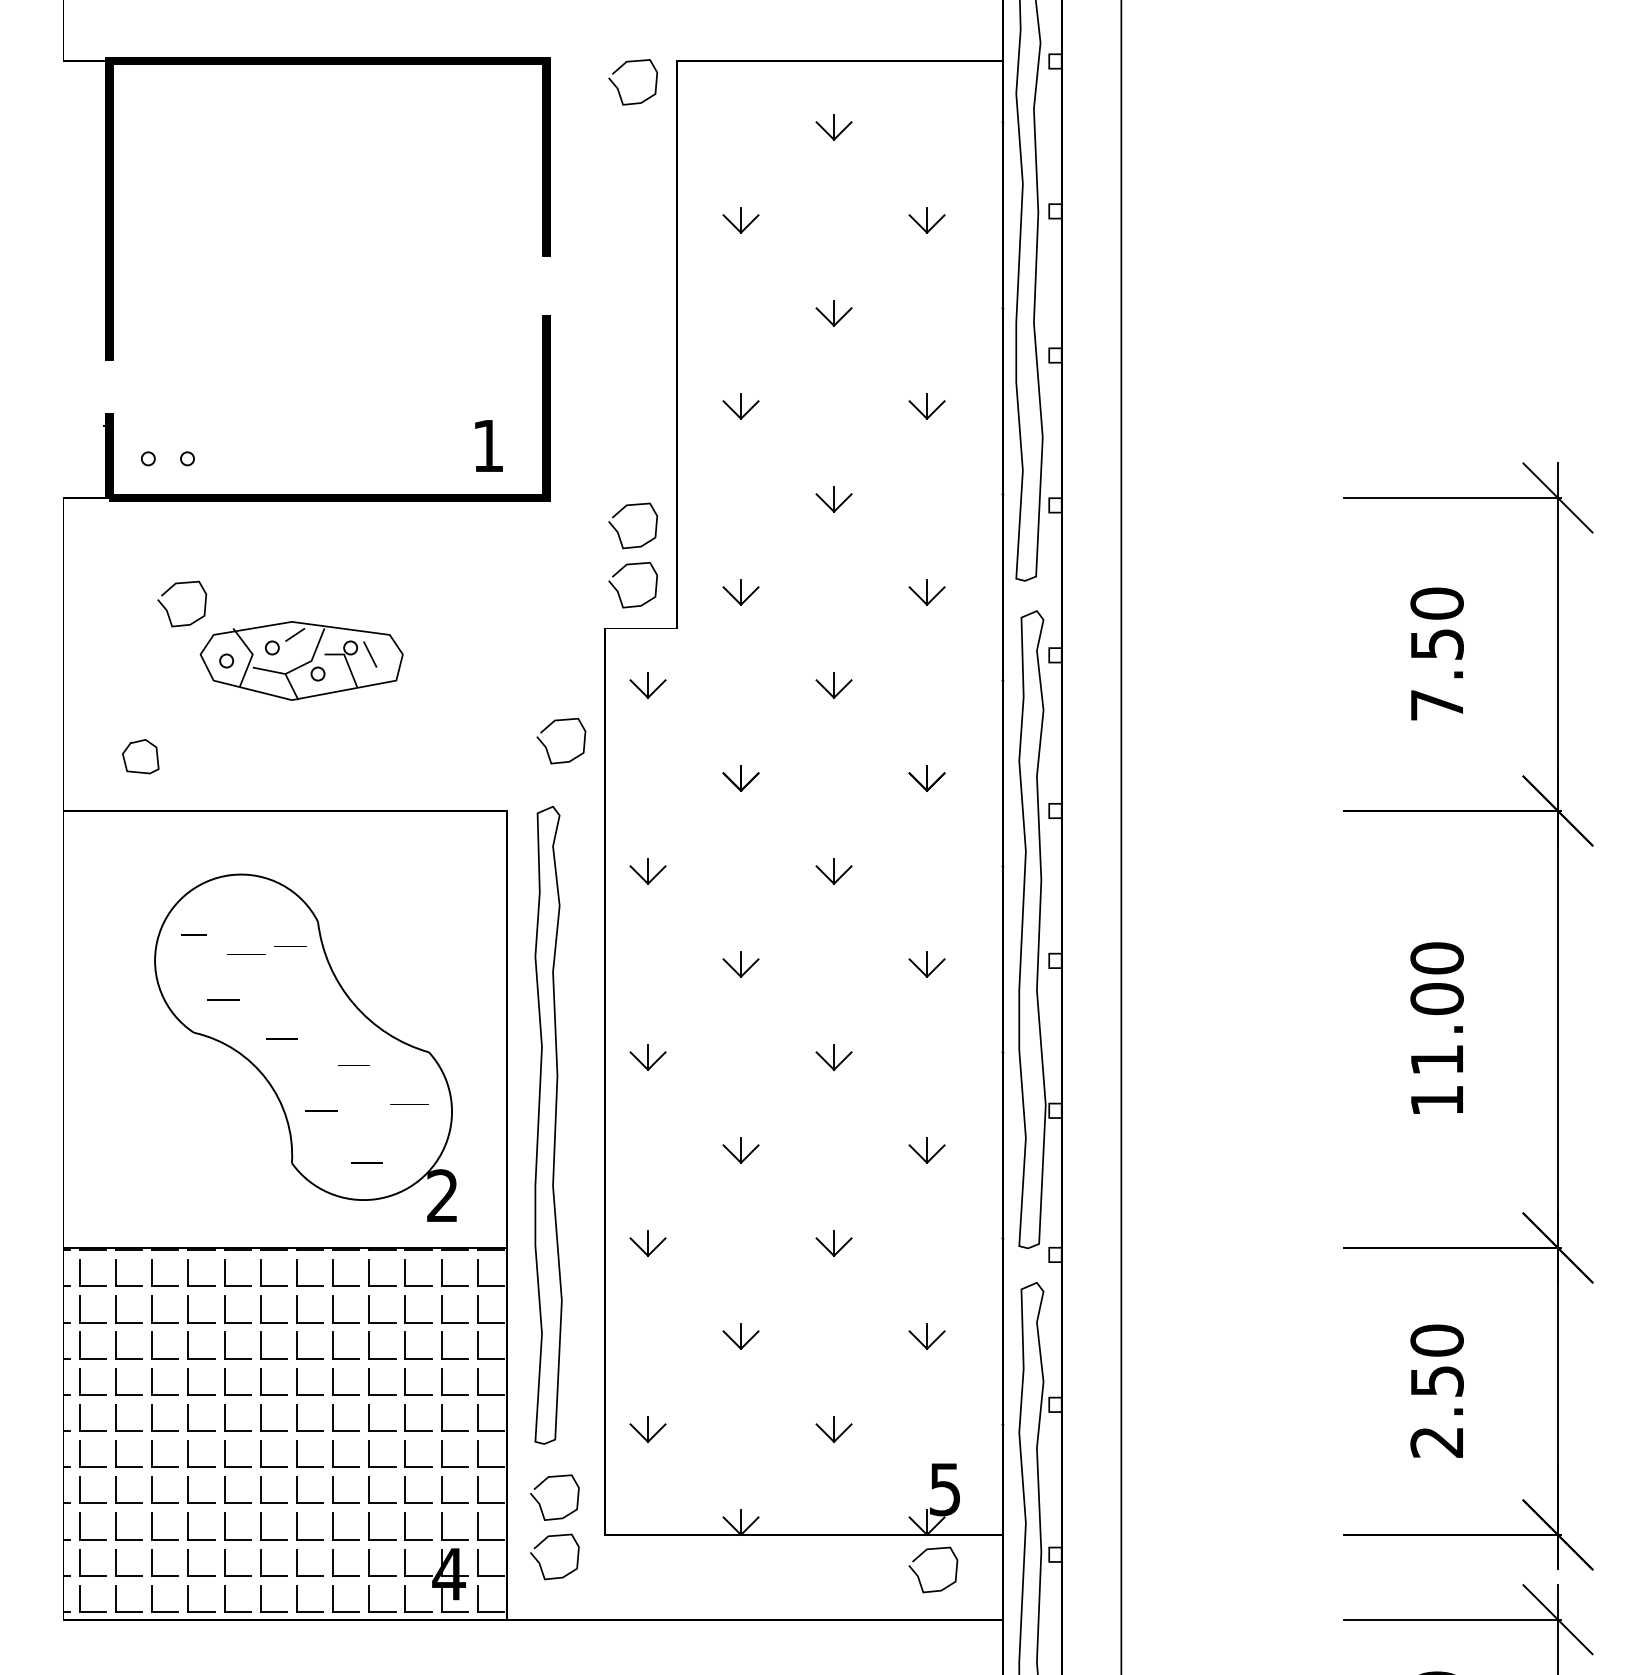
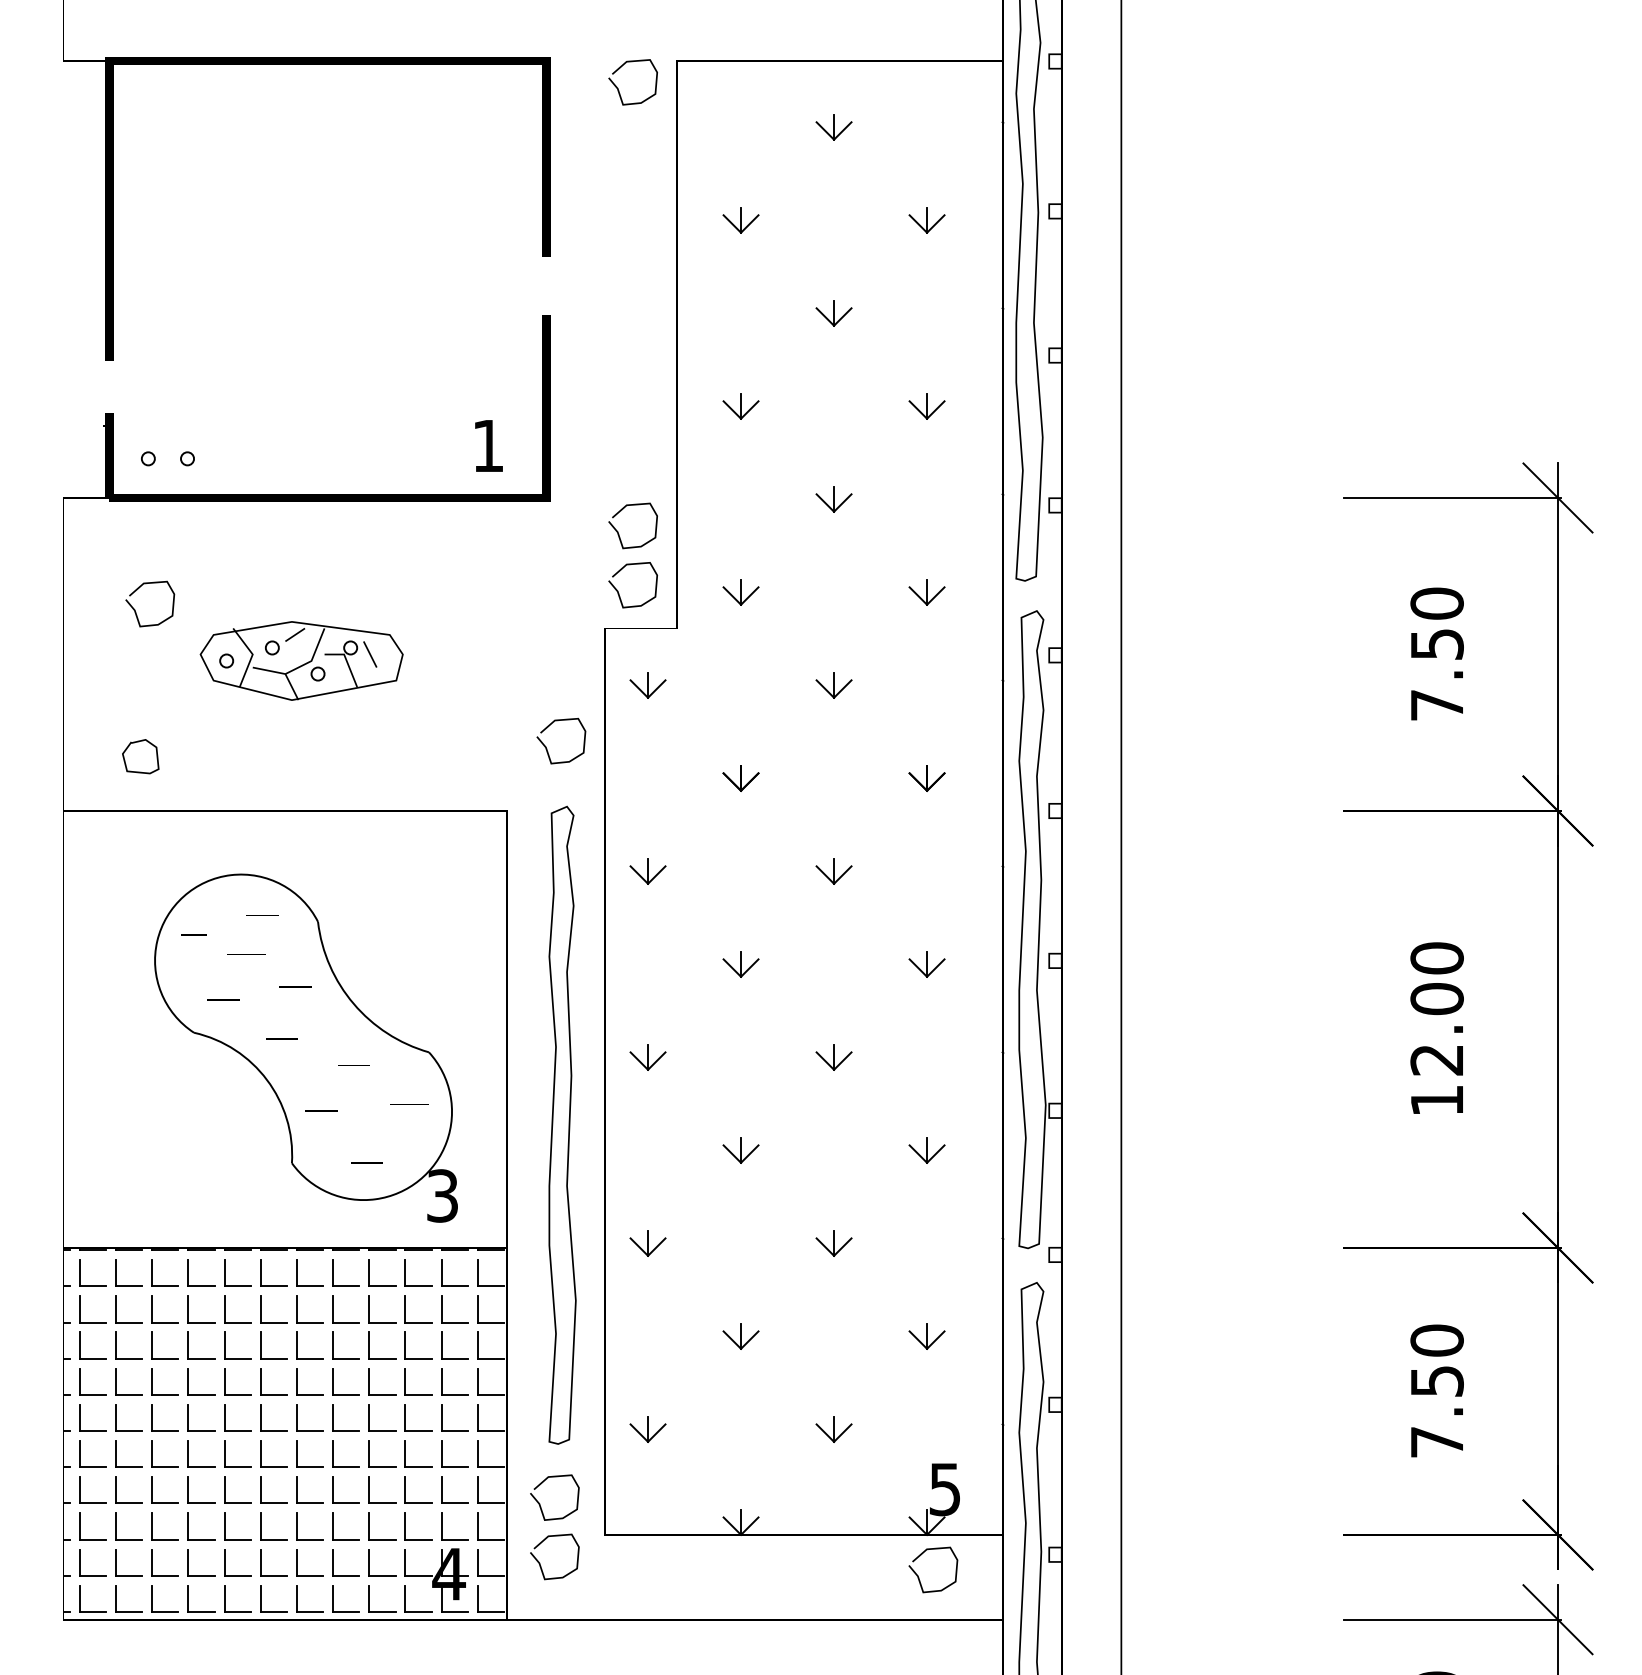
curve position: (167, 609) -> (135, 609) (135, 609)
line position: (290, 946) -> (262, 915) (262, 915)
line: none -> present (295, 986)
text: 11.00 -> 12.00 (1436, 1060)
part position: (548, 1124) -> (562, 1124) (562, 1124)
text: 2 -> 3 (442, 1195)
text: 2.50 -> 7.50 (1436, 1442)
